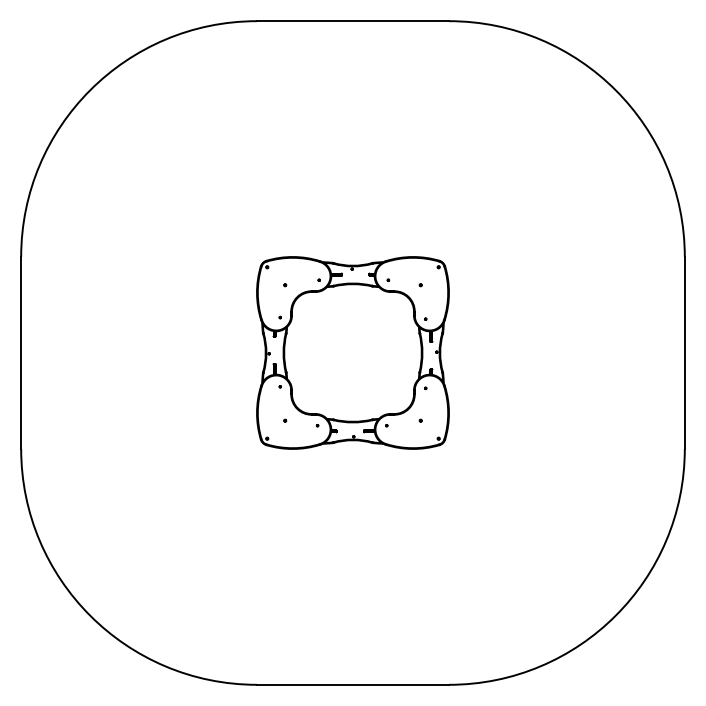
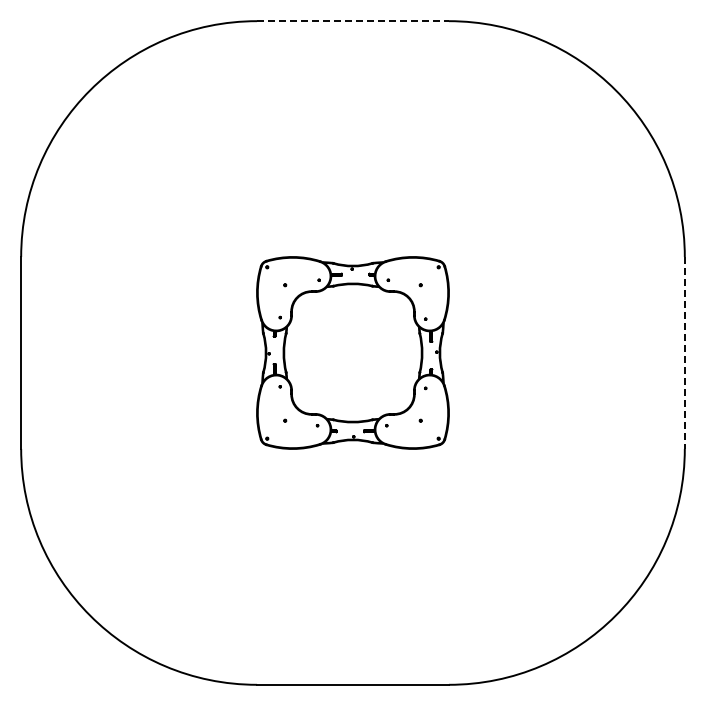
line: solid -> dashed (353, 21)
line: solid -> dashed (684, 353)
